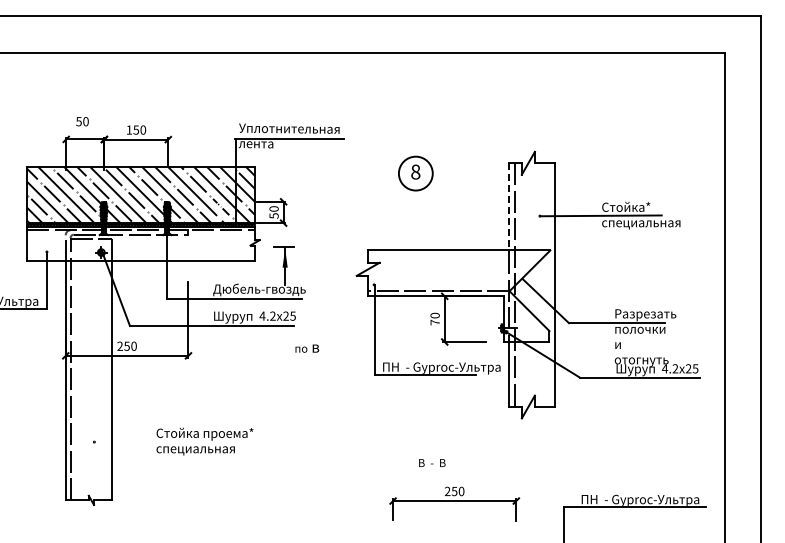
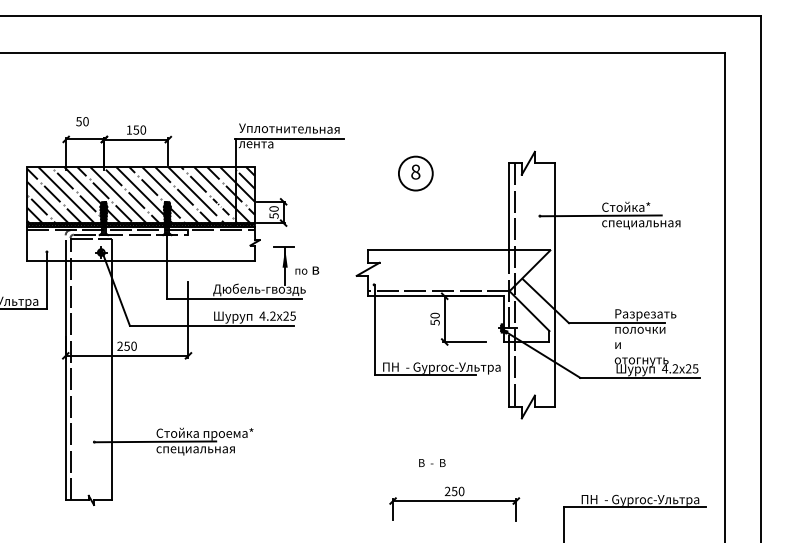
line: dashed -> solid (509, 208)
text: 70 -> 50 (434, 322)
text position: (307, 348) -> (307, 270) (307, 270)
line: none -> present (155, 441)
